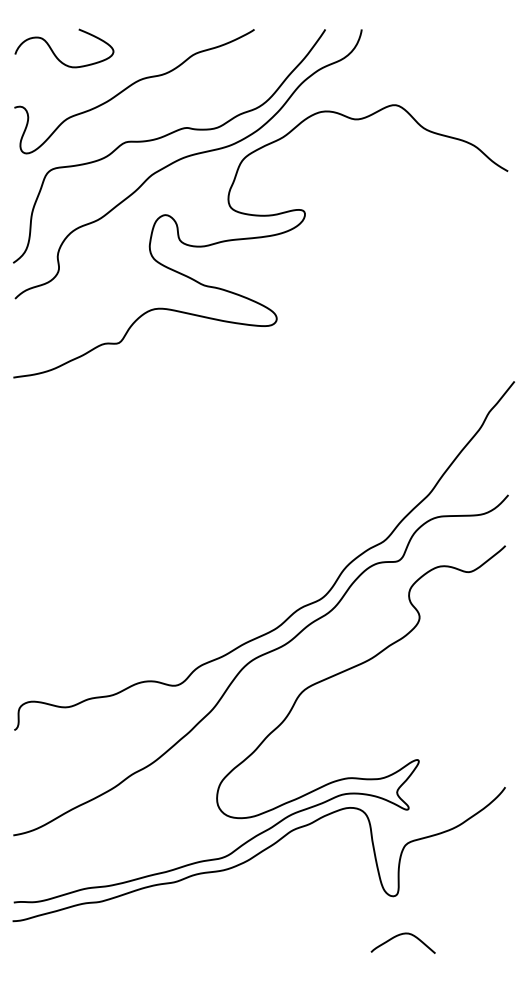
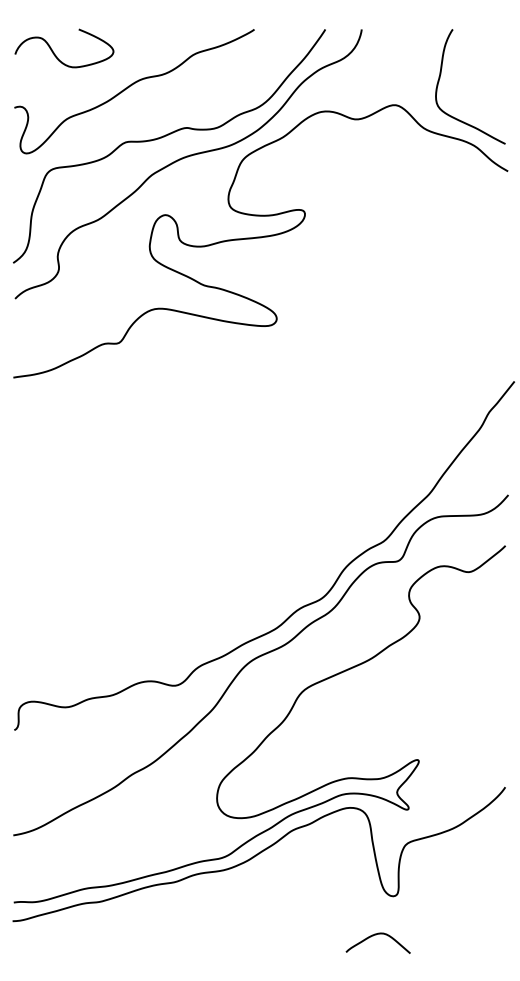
curve: none -> present (440, 78)
curve position: (401, 935) -> (376, 935) (376, 935)
